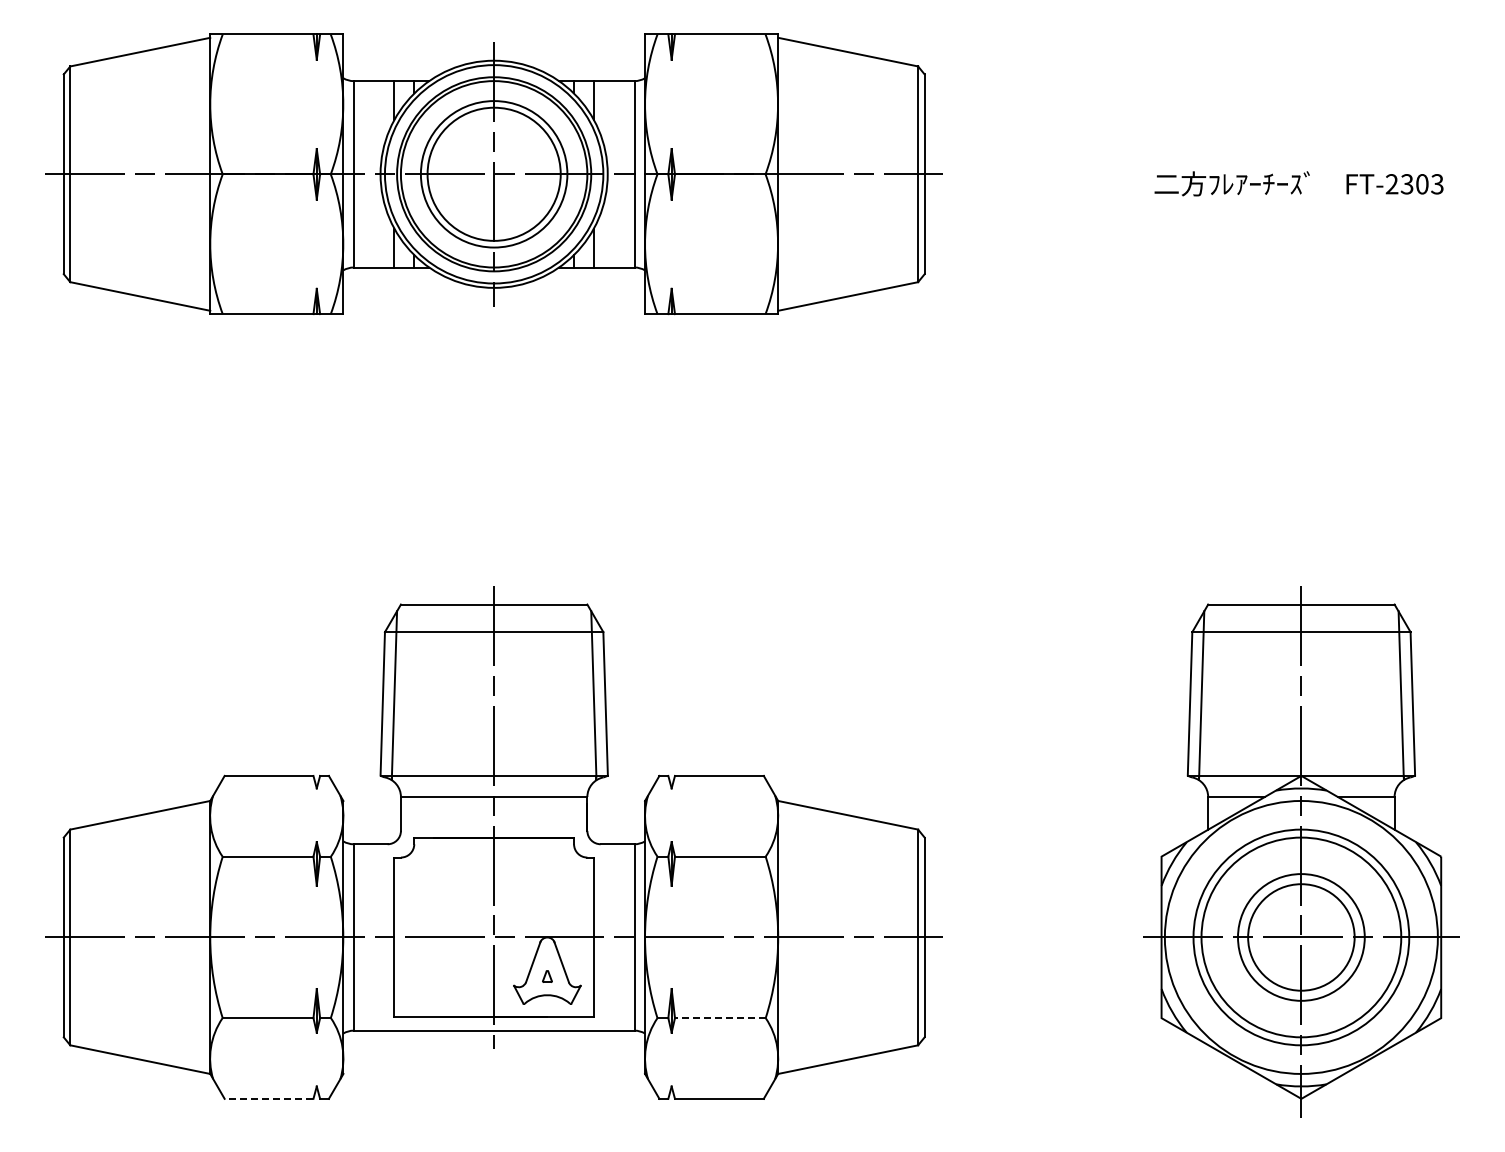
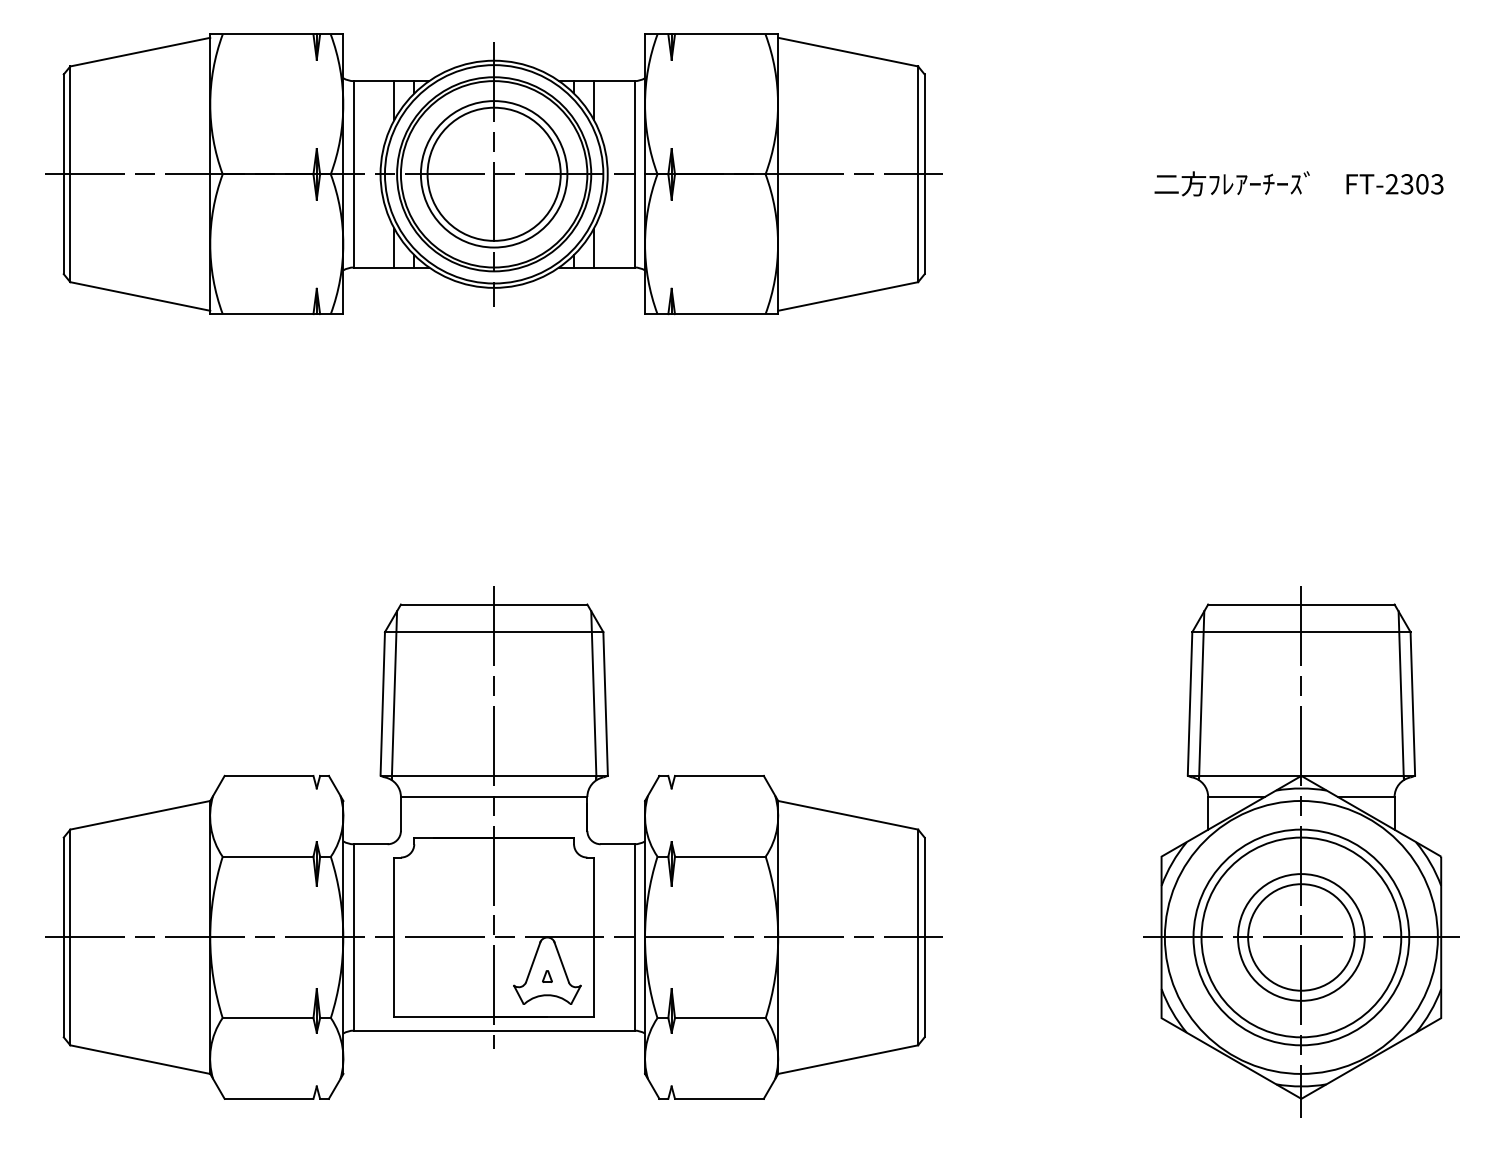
line: dashed -> solid (719, 1018)
line: dashed -> solid (268, 1098)
